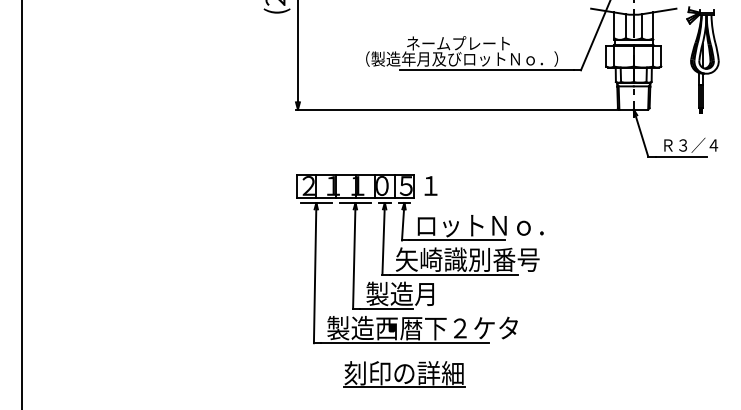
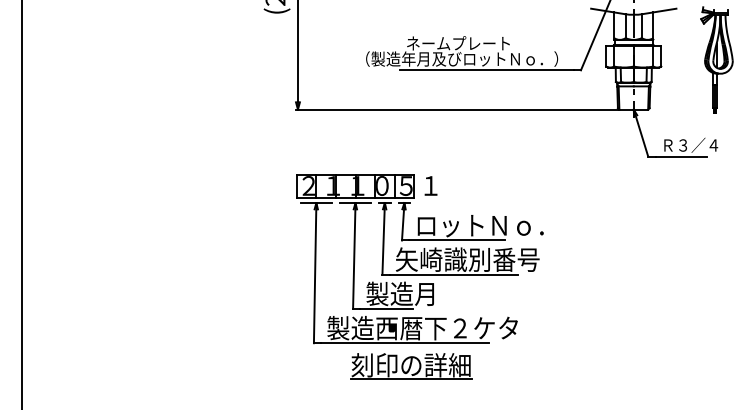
part position: (702, 59) -> (716, 59) (716, 59)
part position: (404, 374) -> (411, 366) (411, 366)
